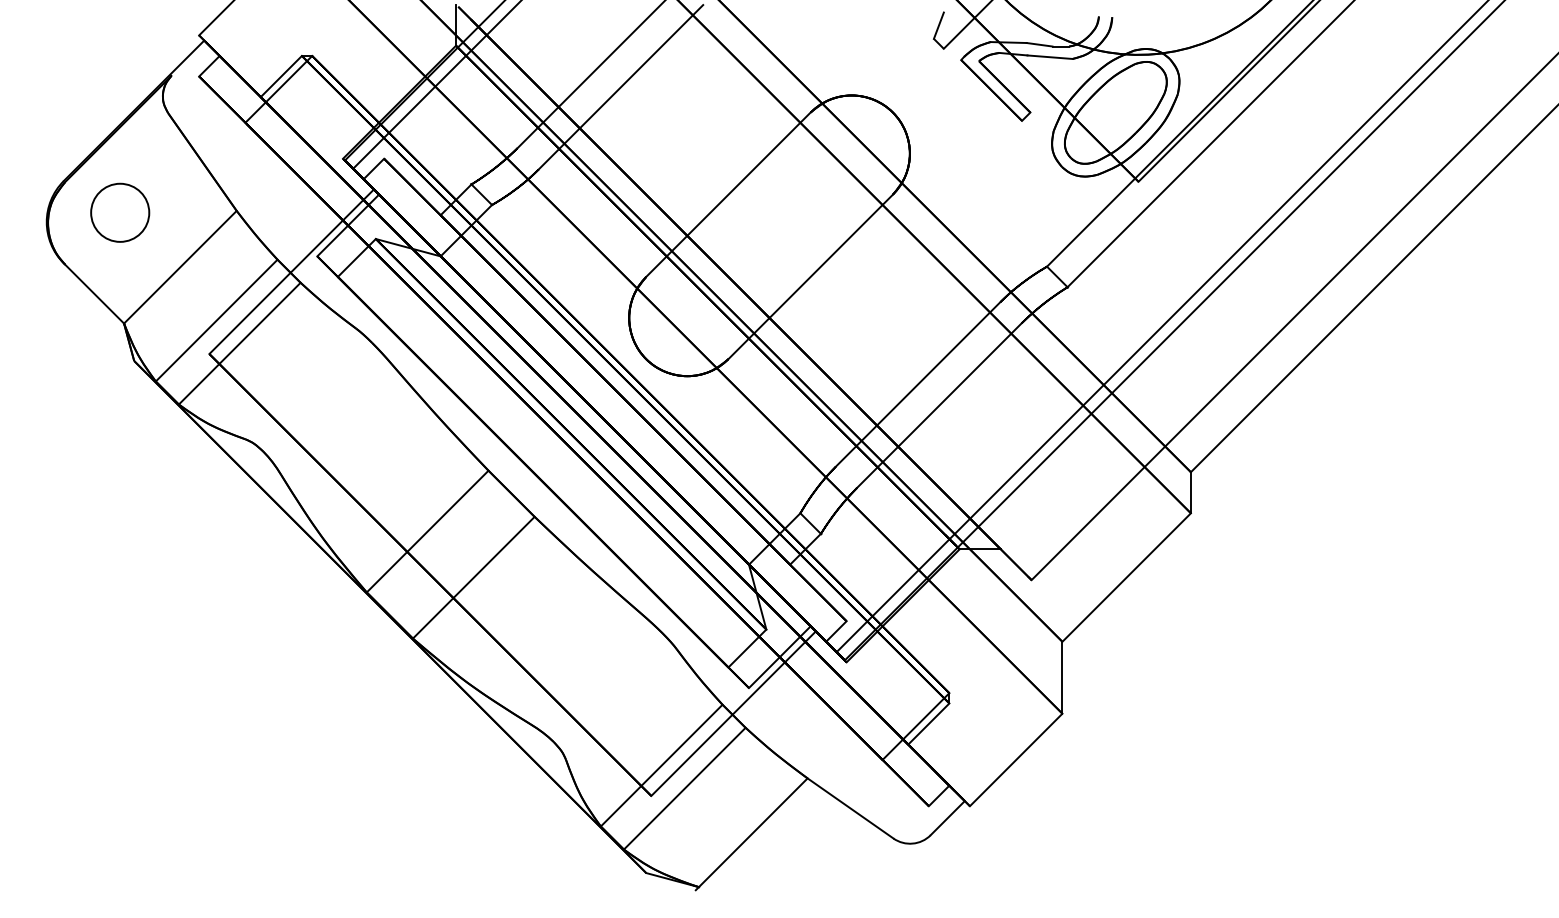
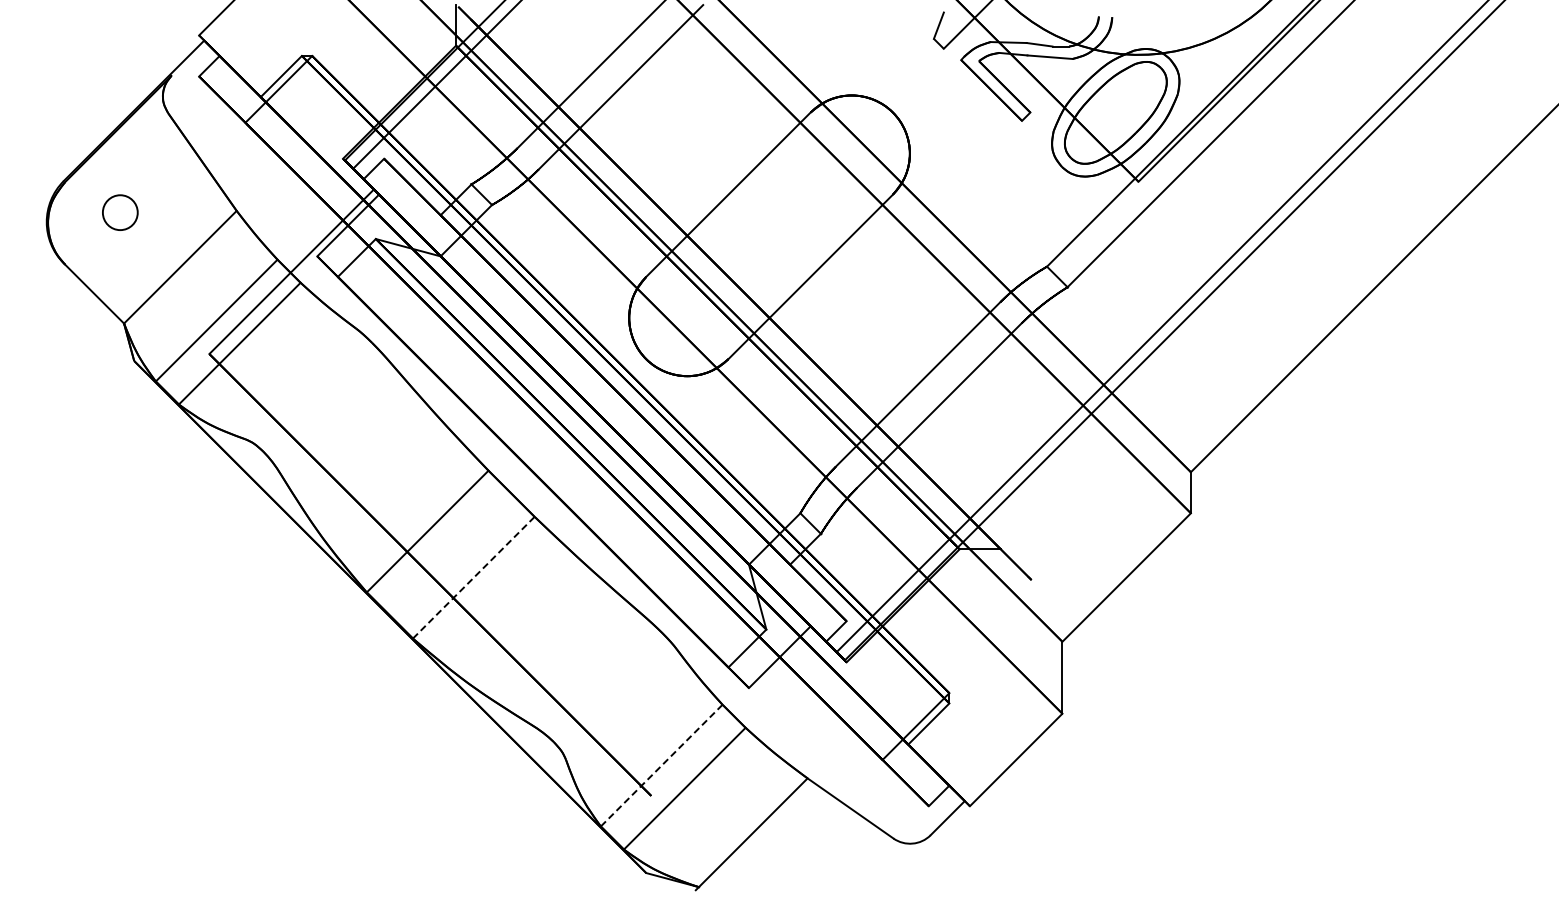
circle size: 61x61 px -> 37x37 px (120, 212)
line: present -> none (1293, 318)
line: solid -> dashed (474, 577)
line: present -> none (733, 713)
line: solid -> dashed (661, 765)
